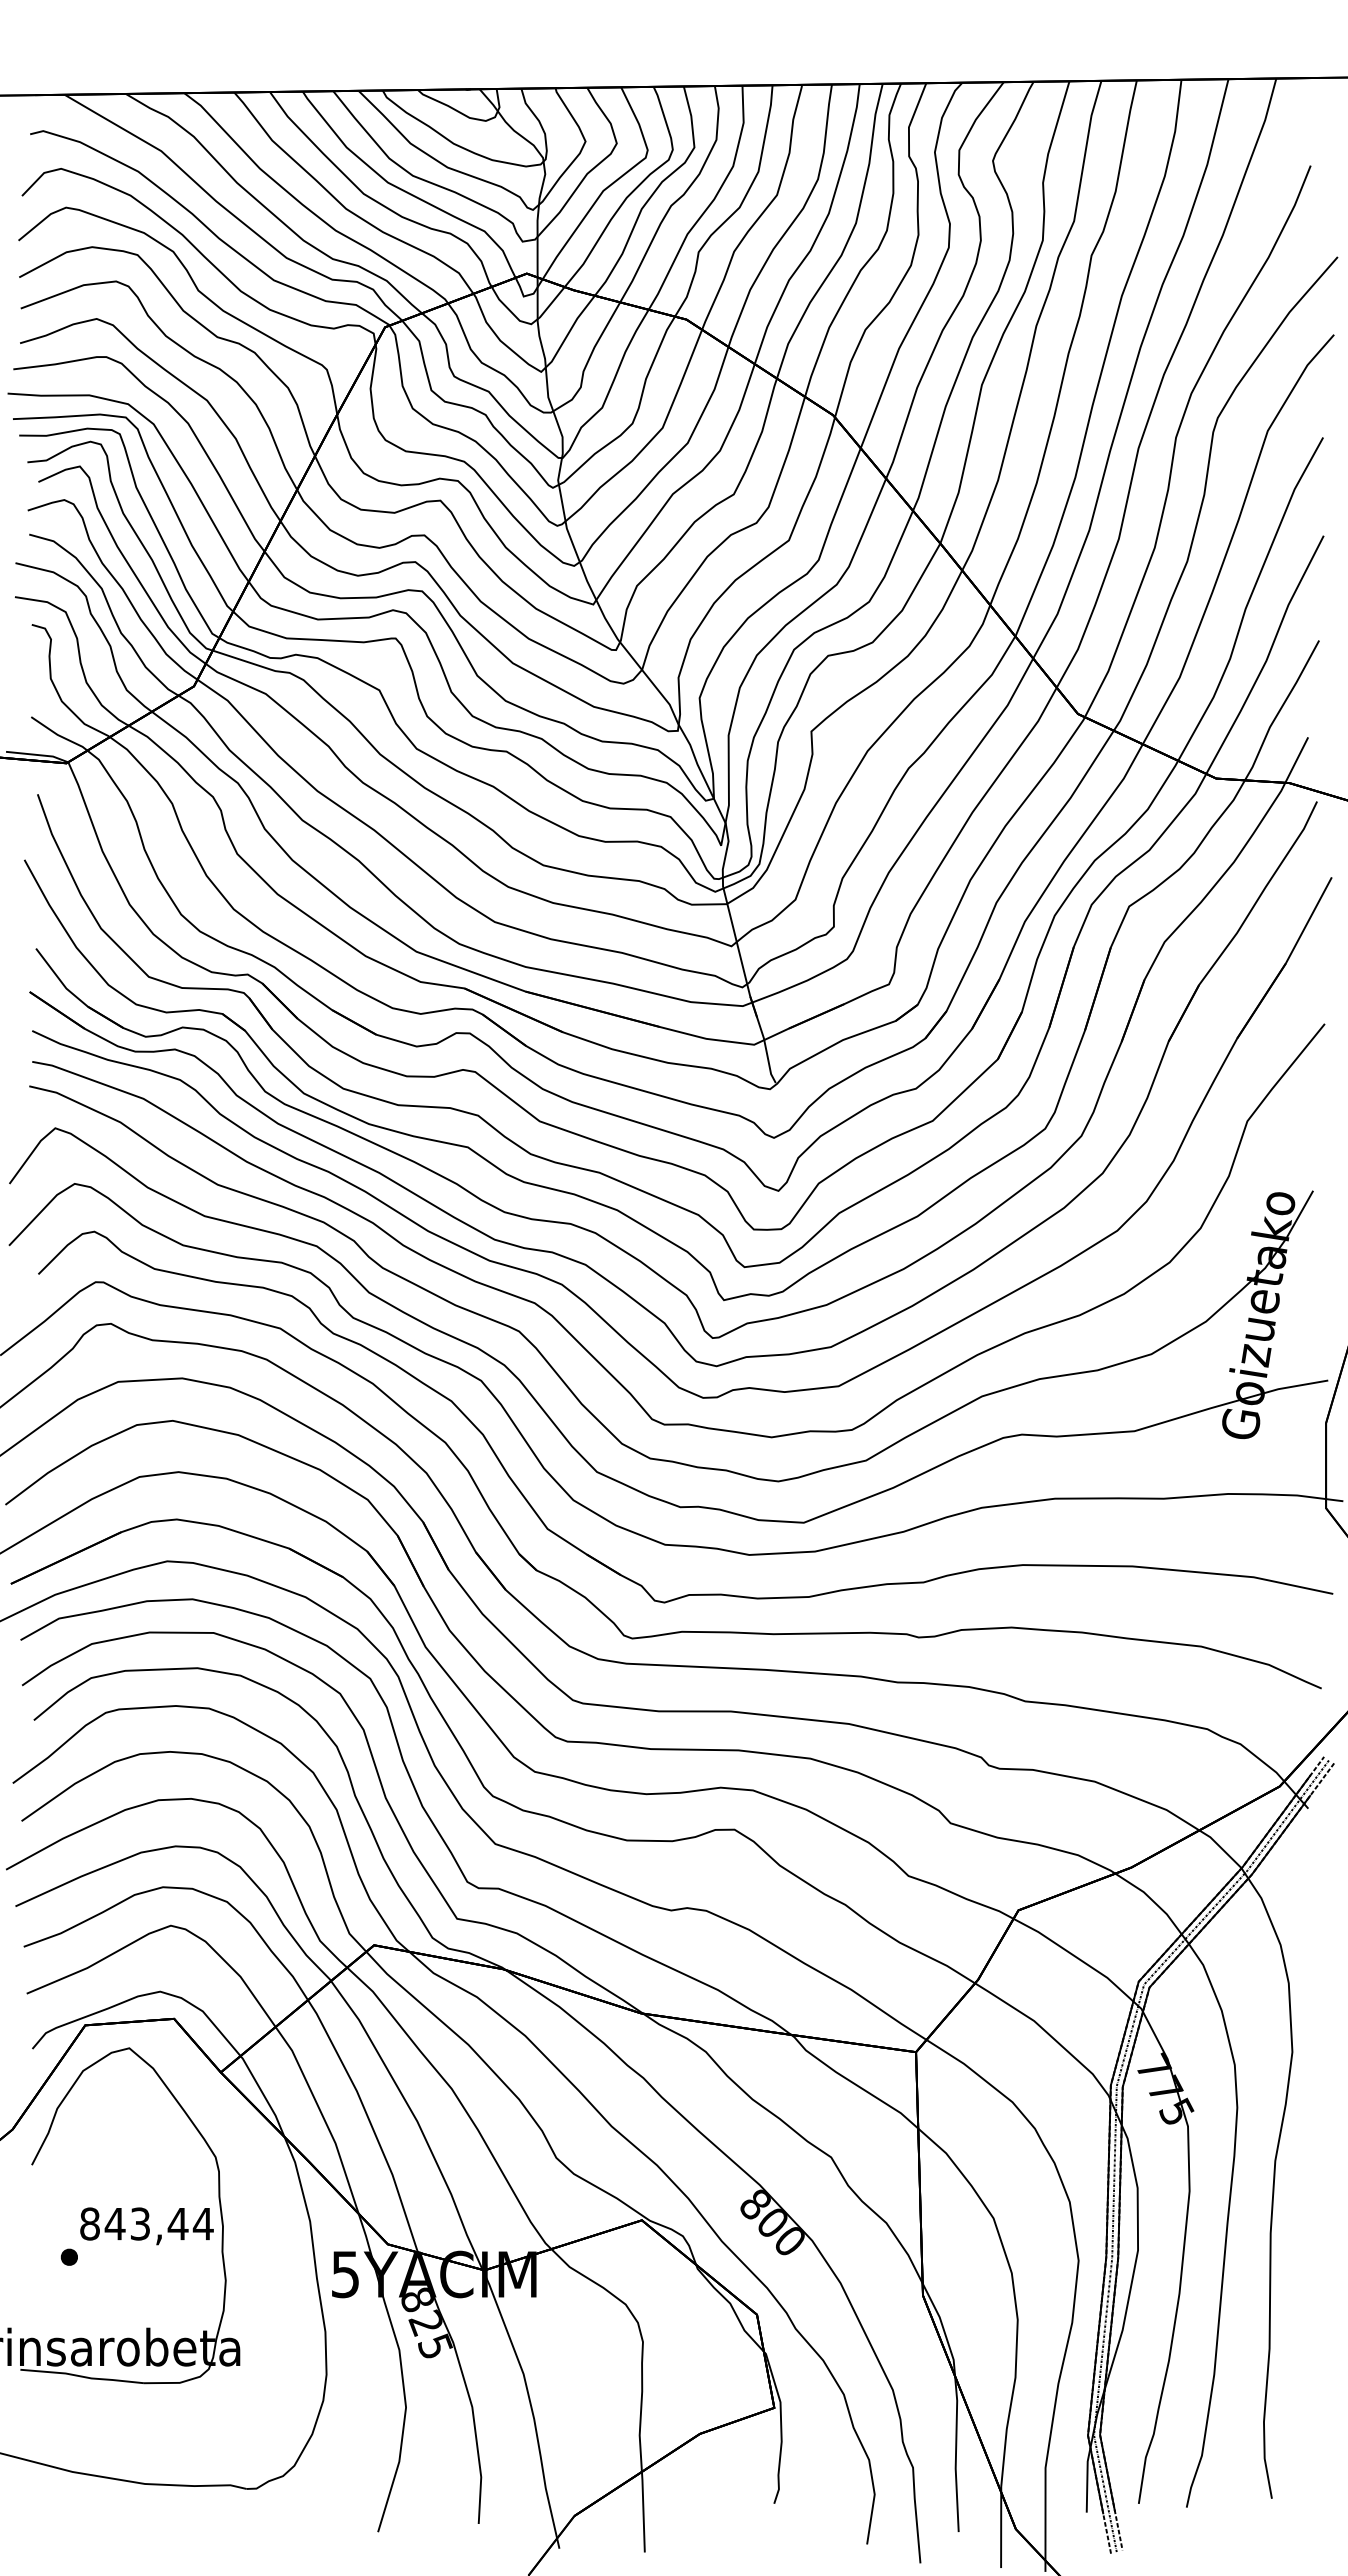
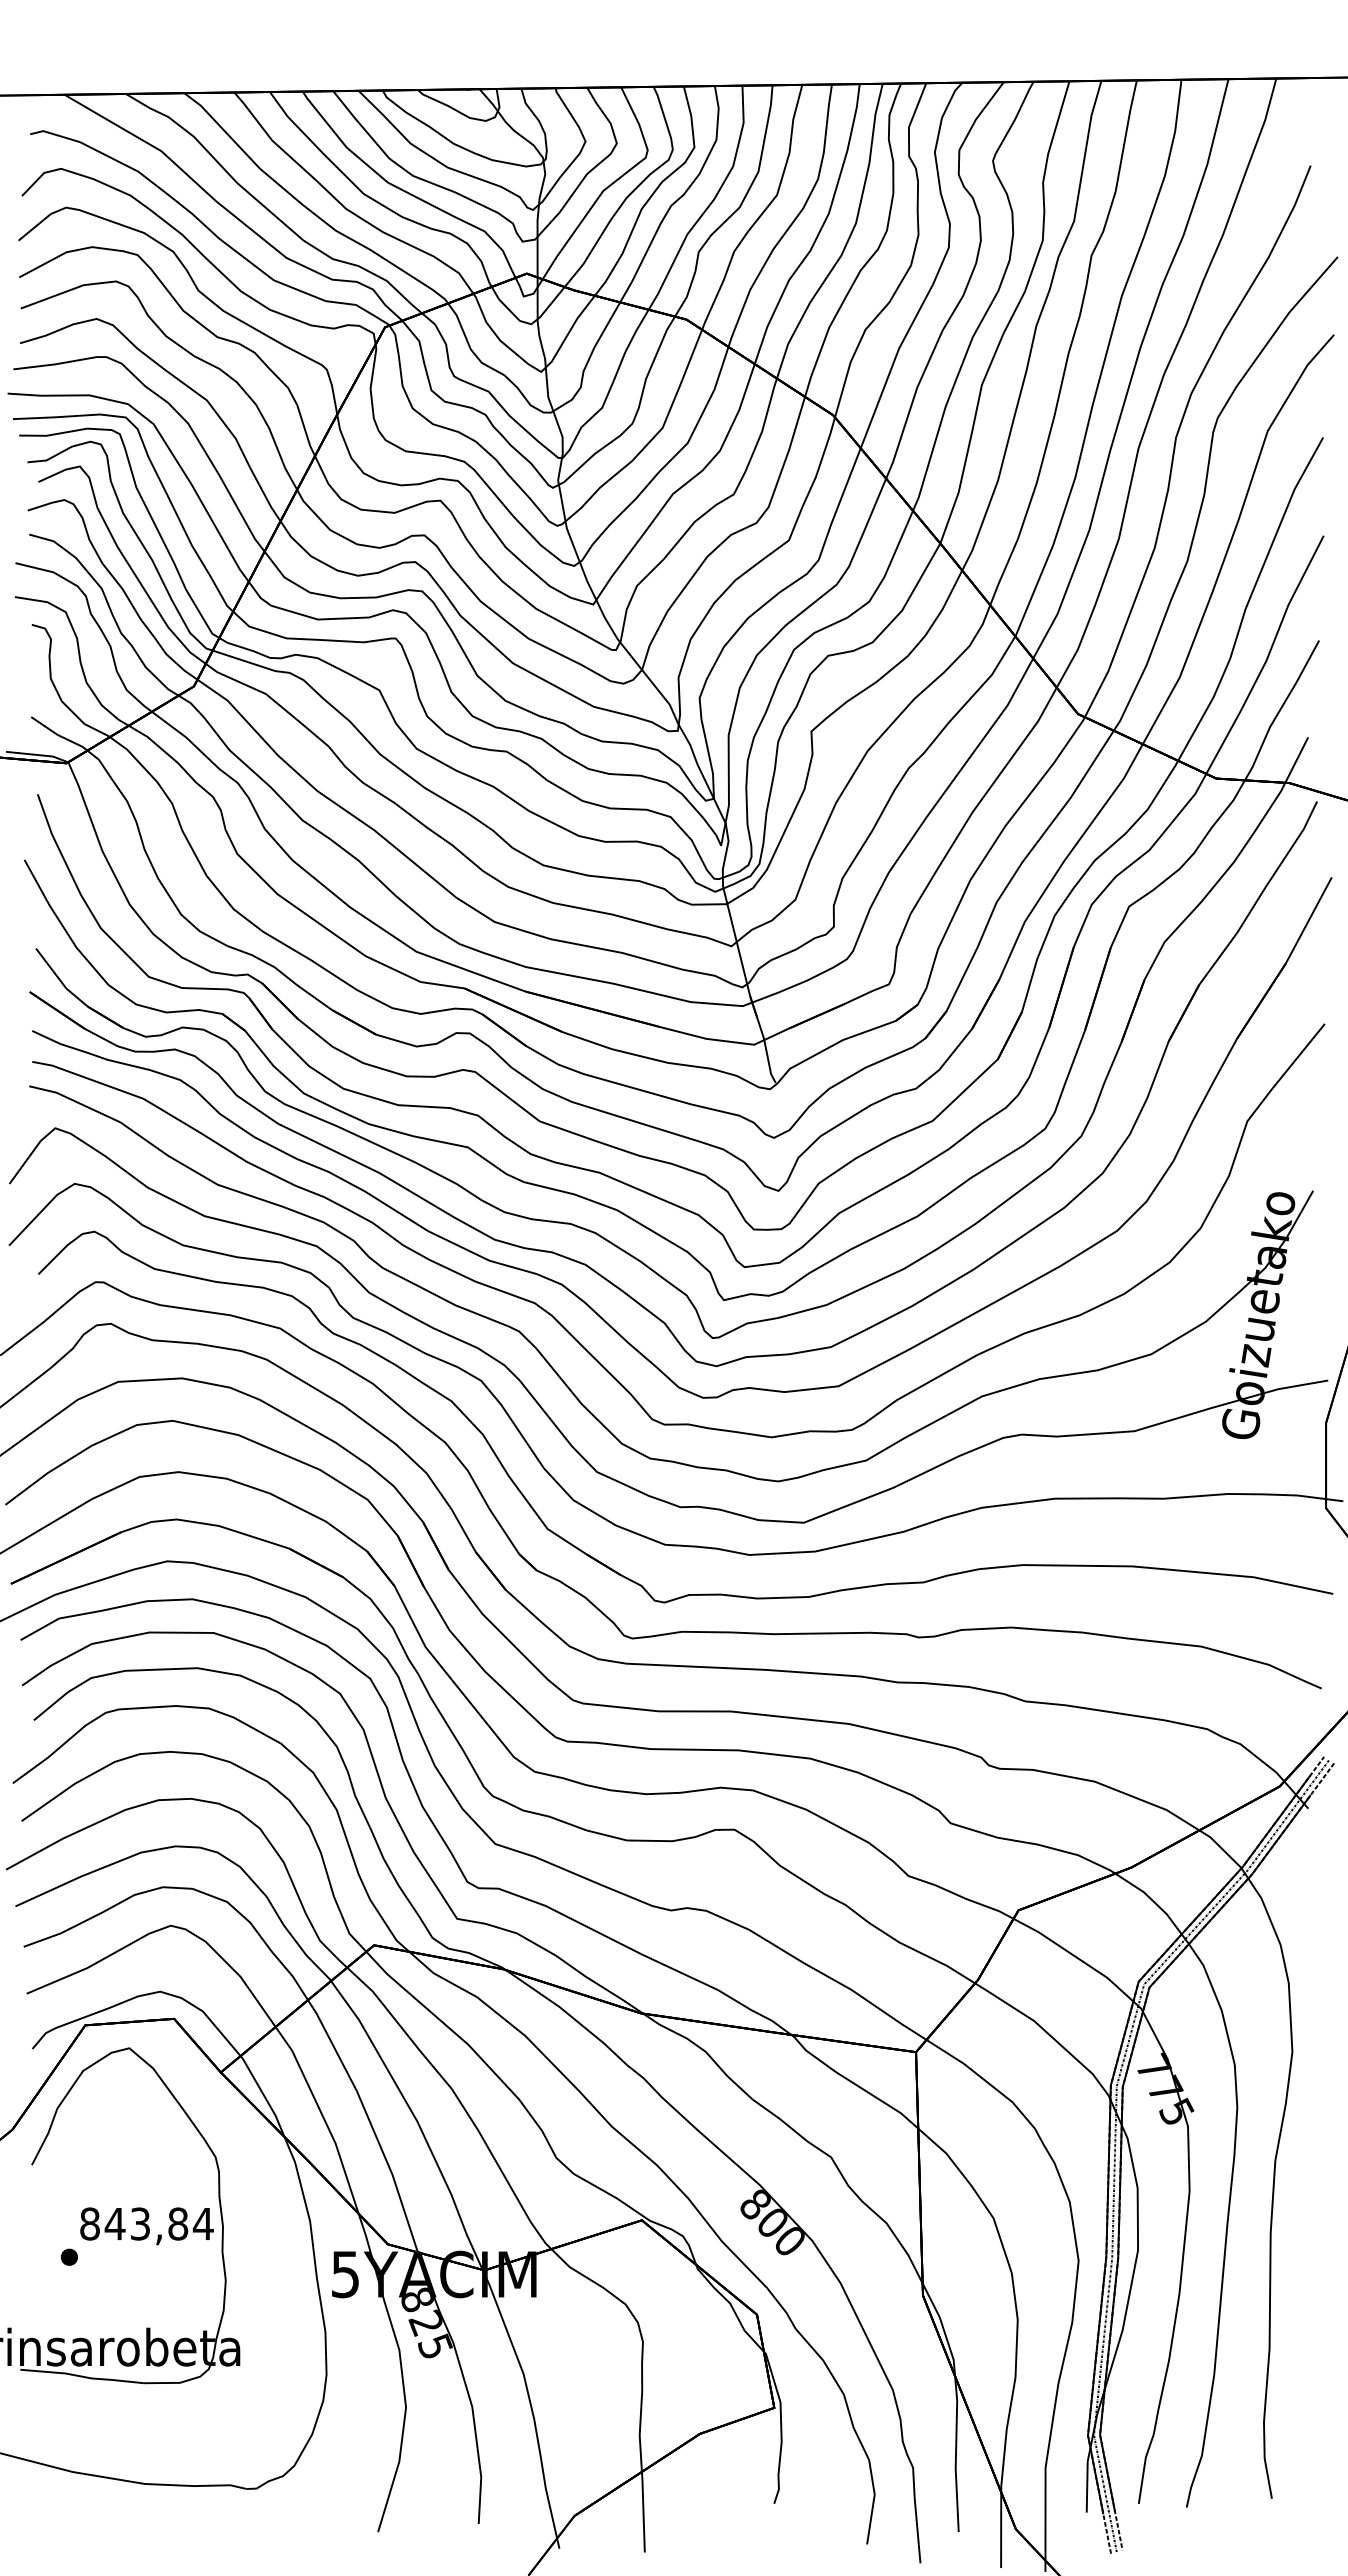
text: 843,44 -> 843,84 (177, 2223)
